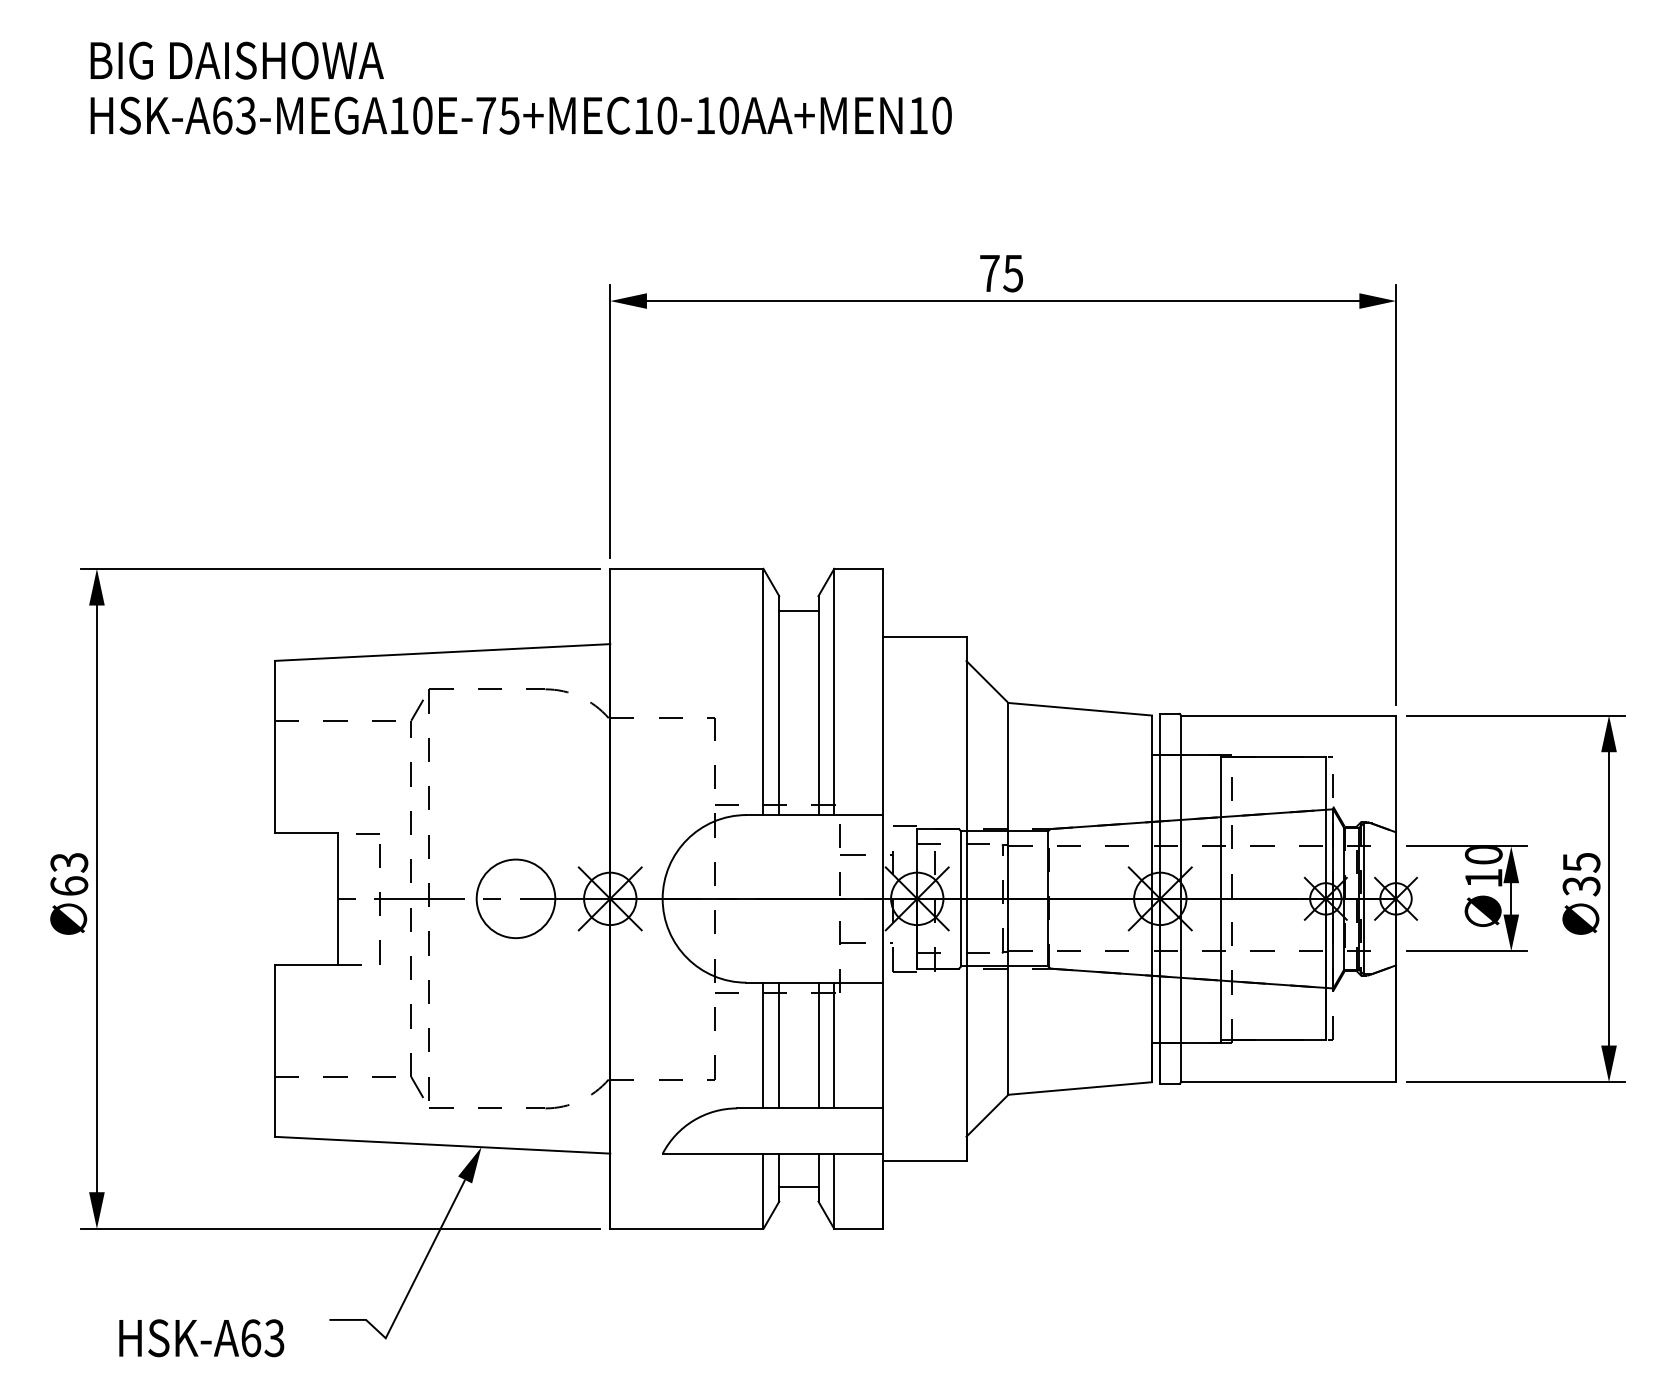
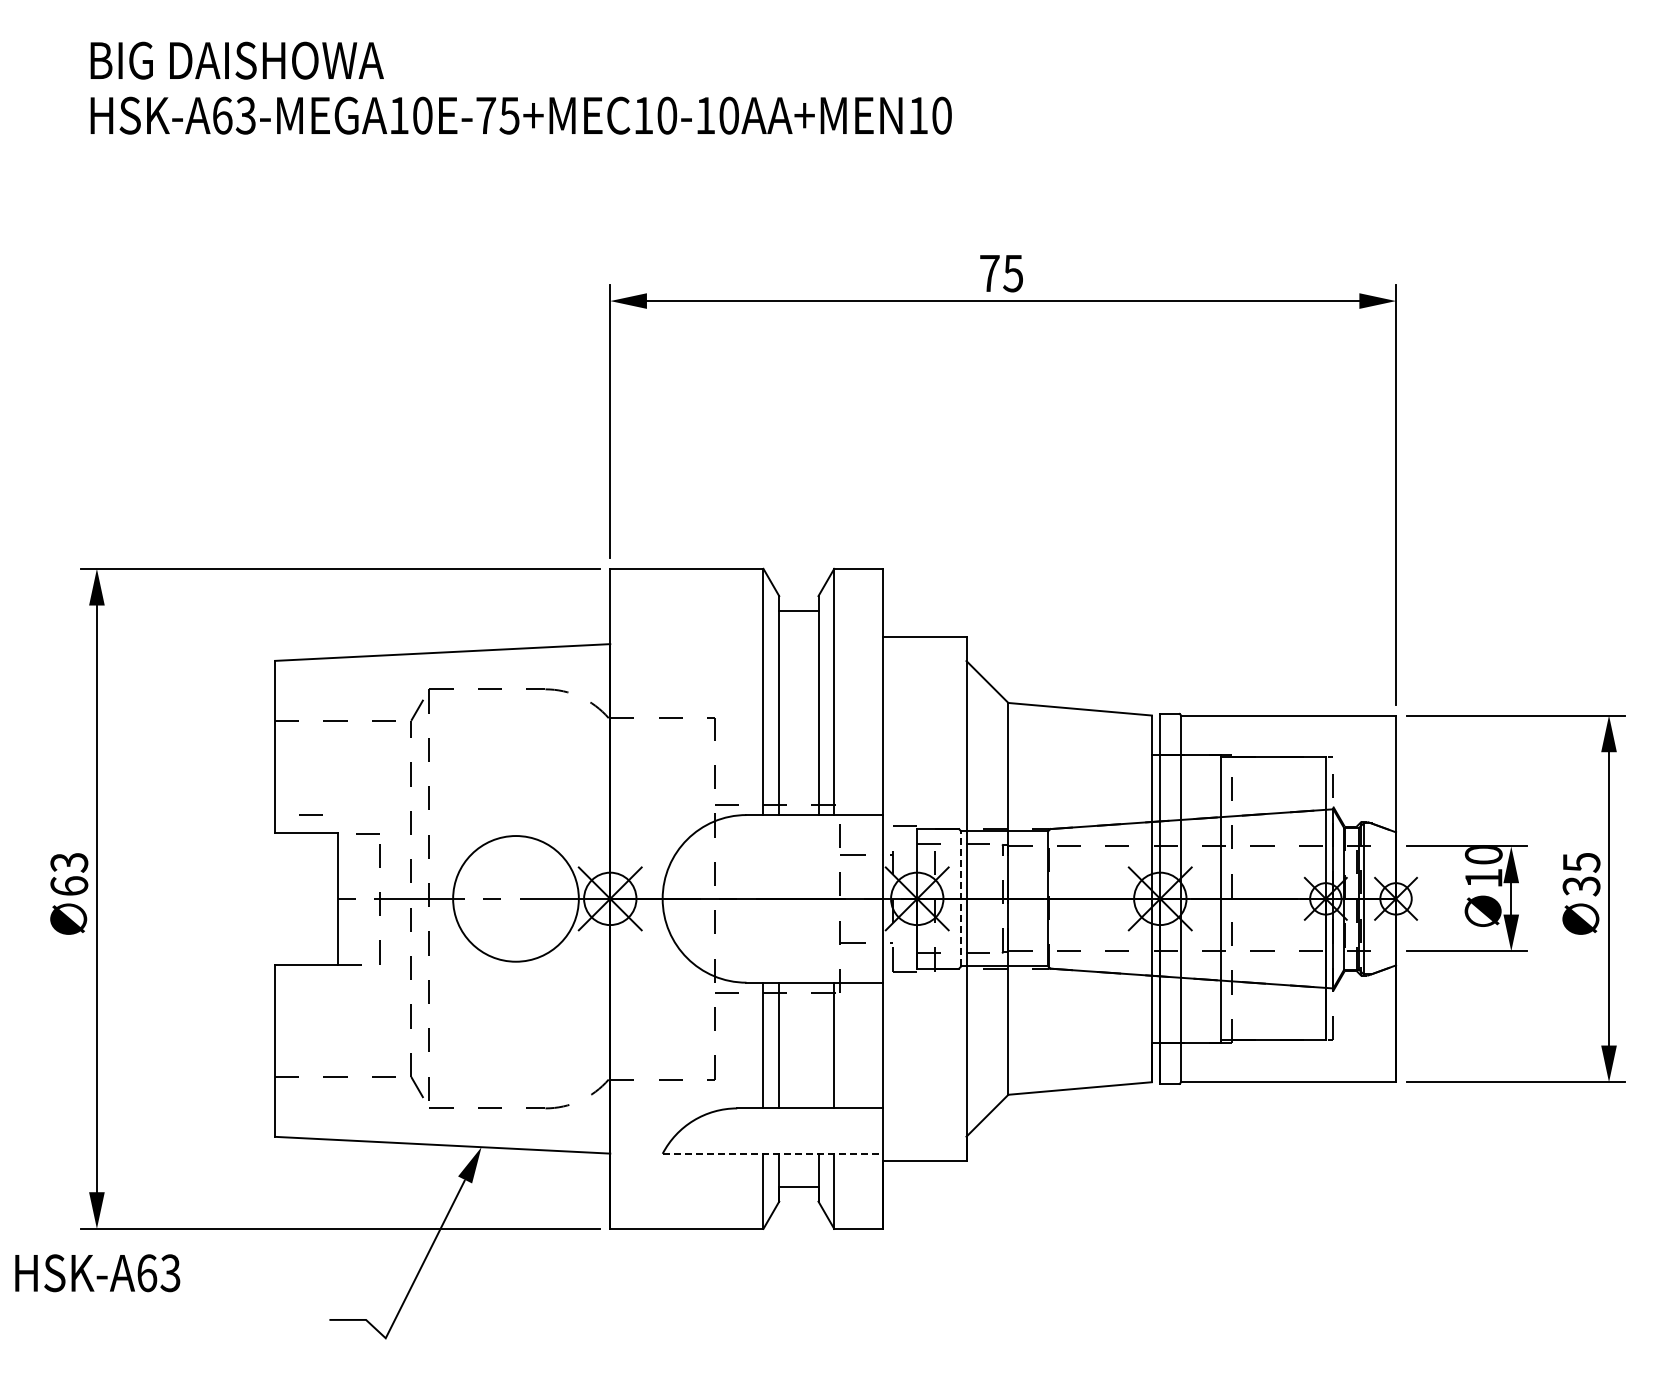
line: none -> present (310, 814)
circle diameter: 79 px -> 126 px (515, 898)
line: solid -> dashed (961, 898)
line: present -> none (818, 1045)
line: solid -> dashed (773, 1153)
text position: (201, 1338) -> (97, 1273) (97, 1273)
